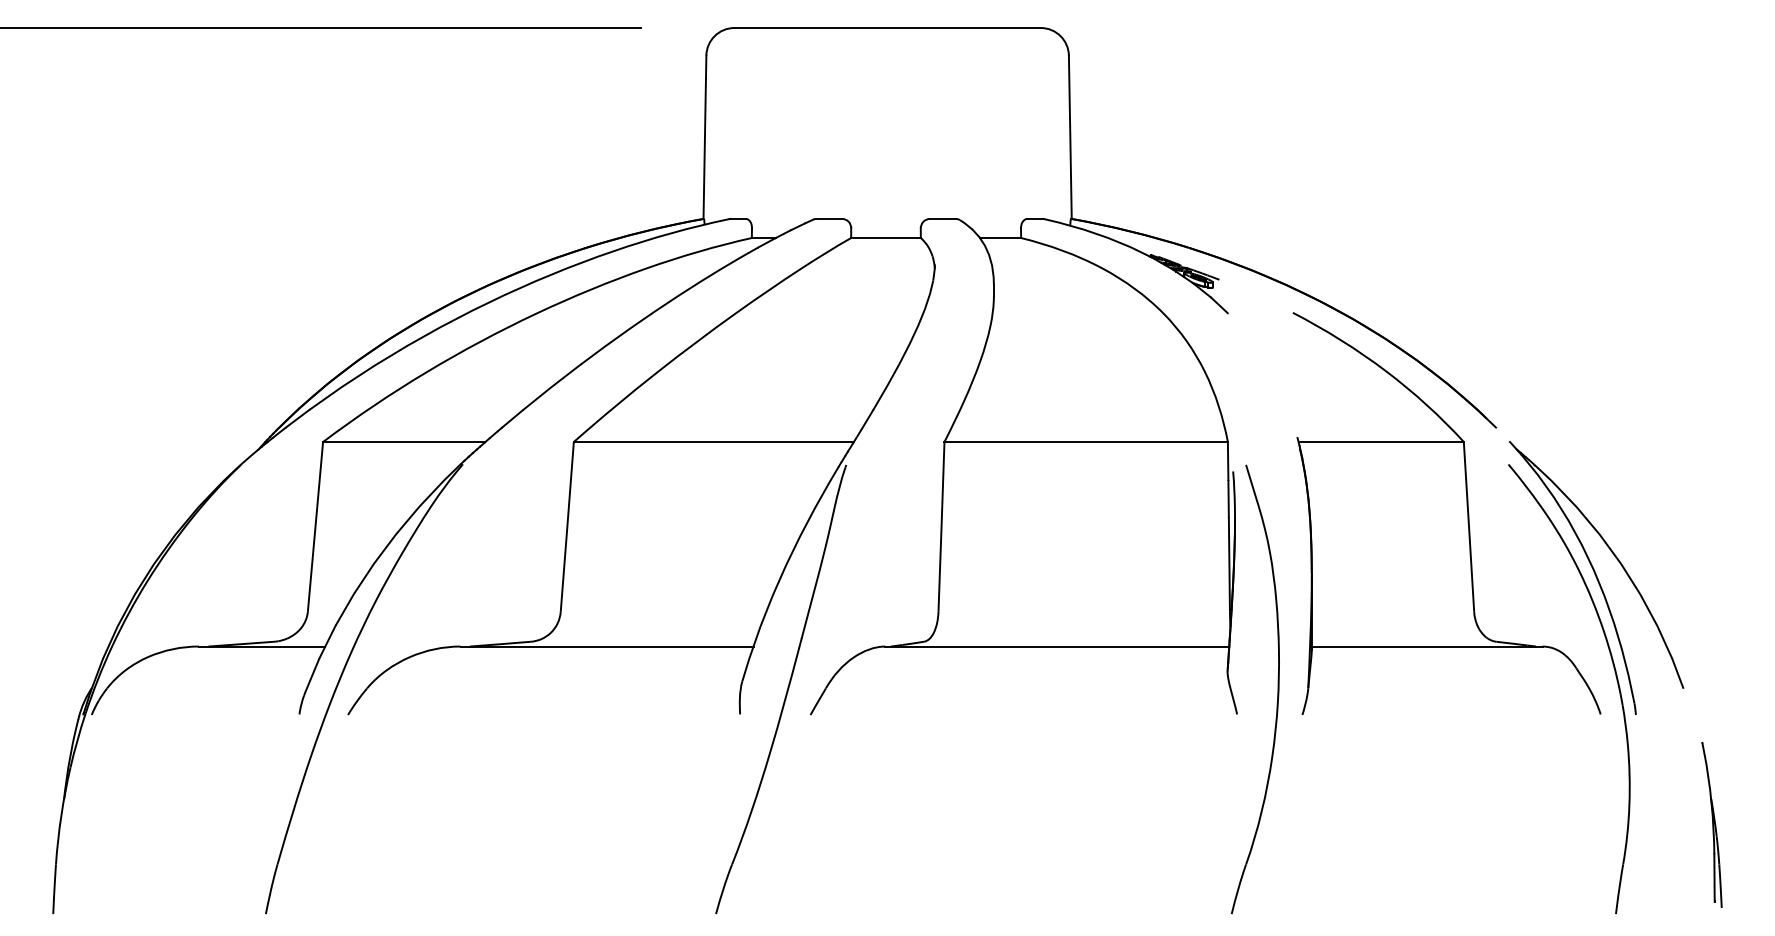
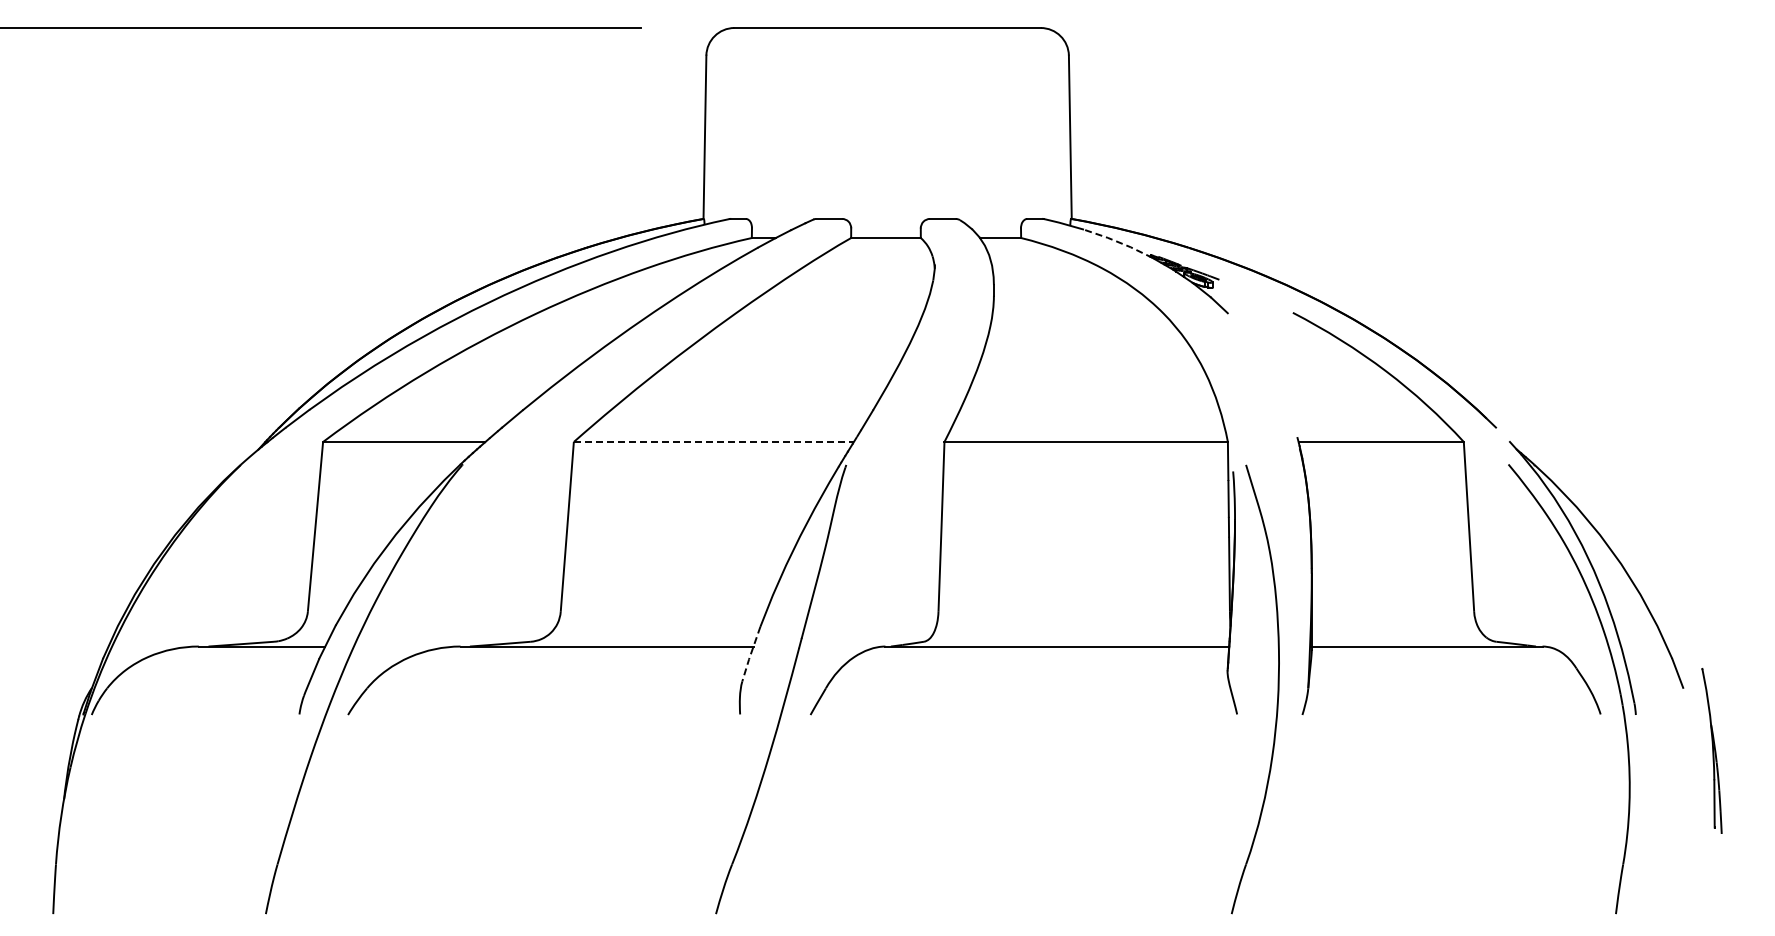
line: solid -> dashed (1118, 242)
line: solid -> dashed (714, 441)
line: solid -> dashed (750, 654)
part position: (1711, 824) -> (1711, 750) (1711, 750)
